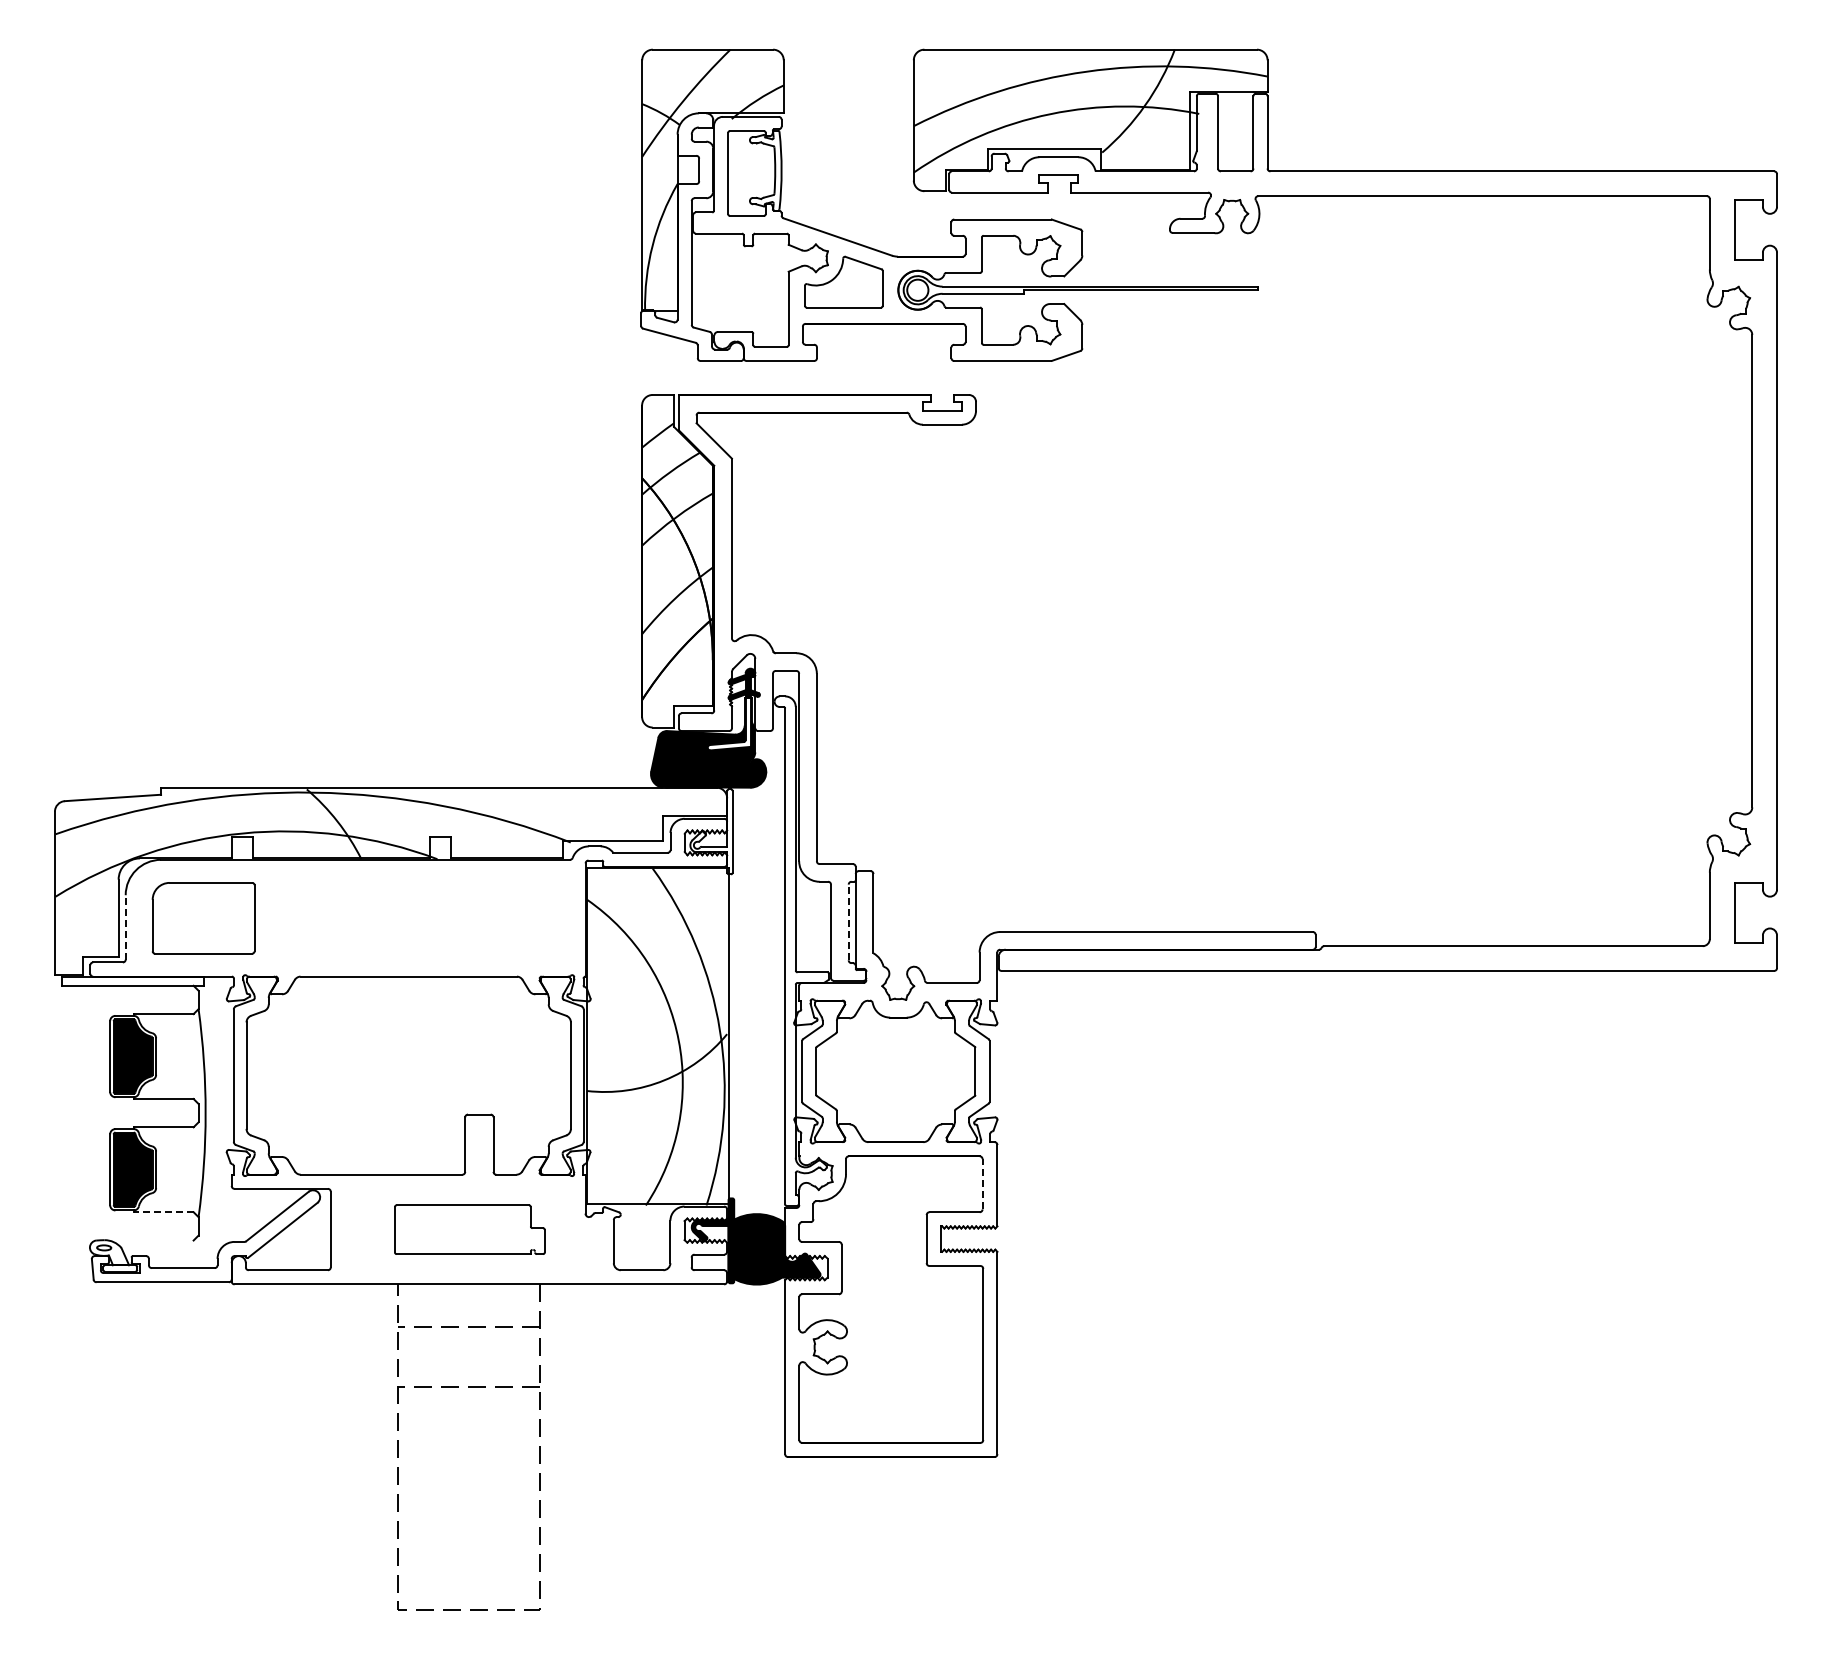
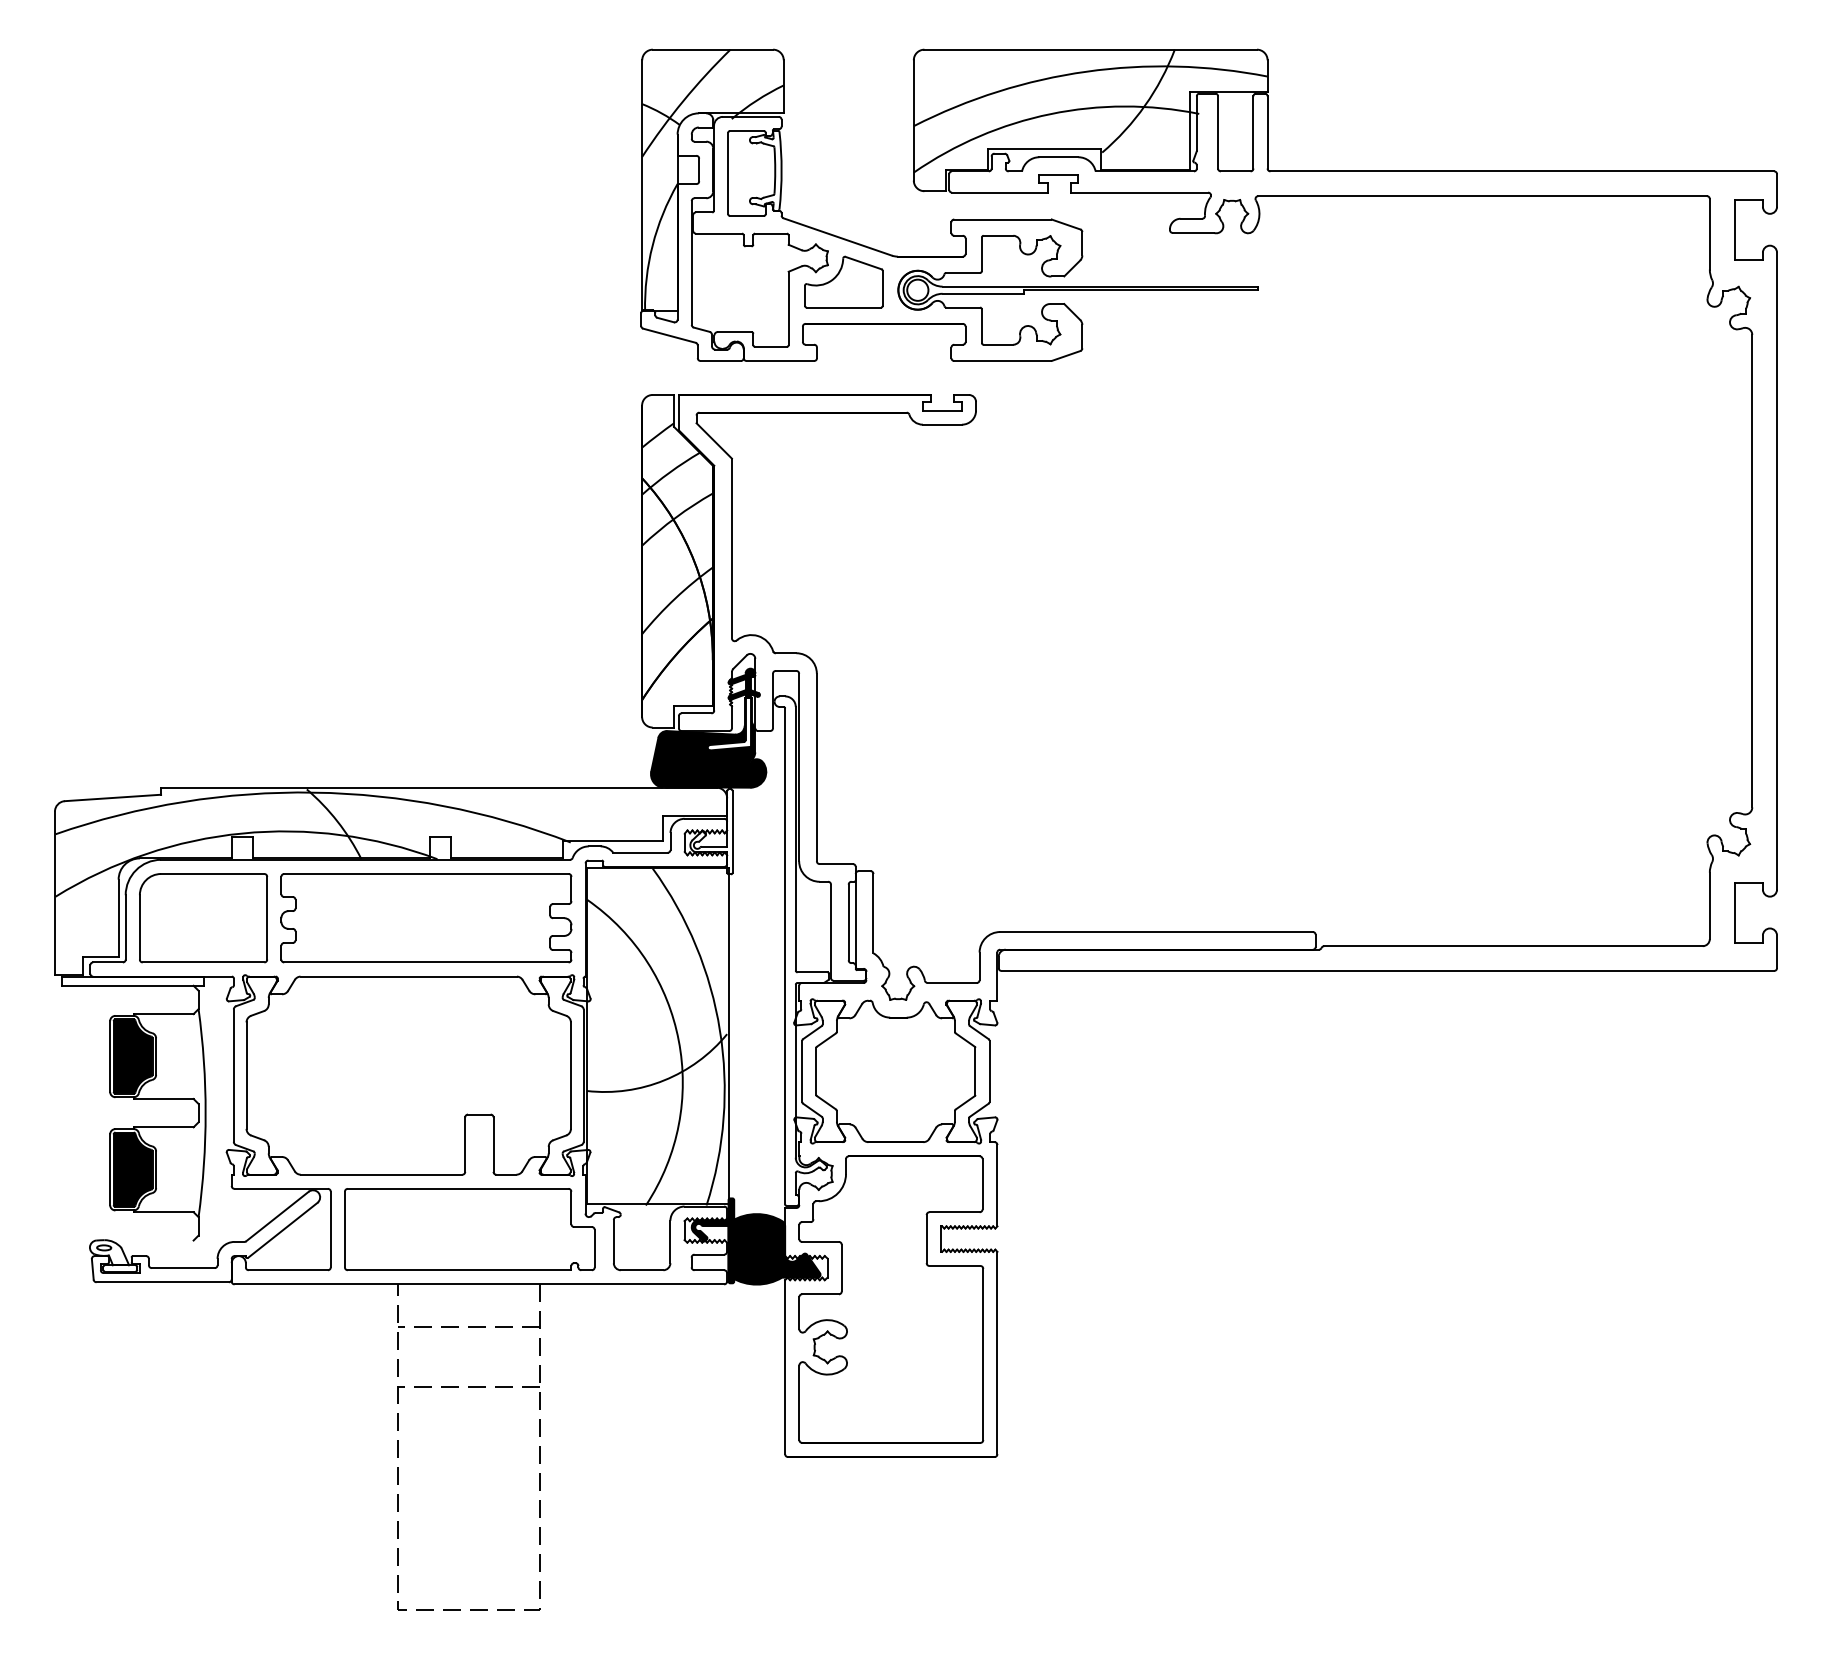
part size: 105x73 px -> 130x91 px (203, 918)
part: none -> present (426, 918)
line: dashed -> solid (848, 922)
line: dashed -> solid (125, 926)
line: dashed -> solid (982, 1183)
line: dashed -> solid (163, 1212)
part size: 152x51 px -> 252x84 px (469, 1229)
